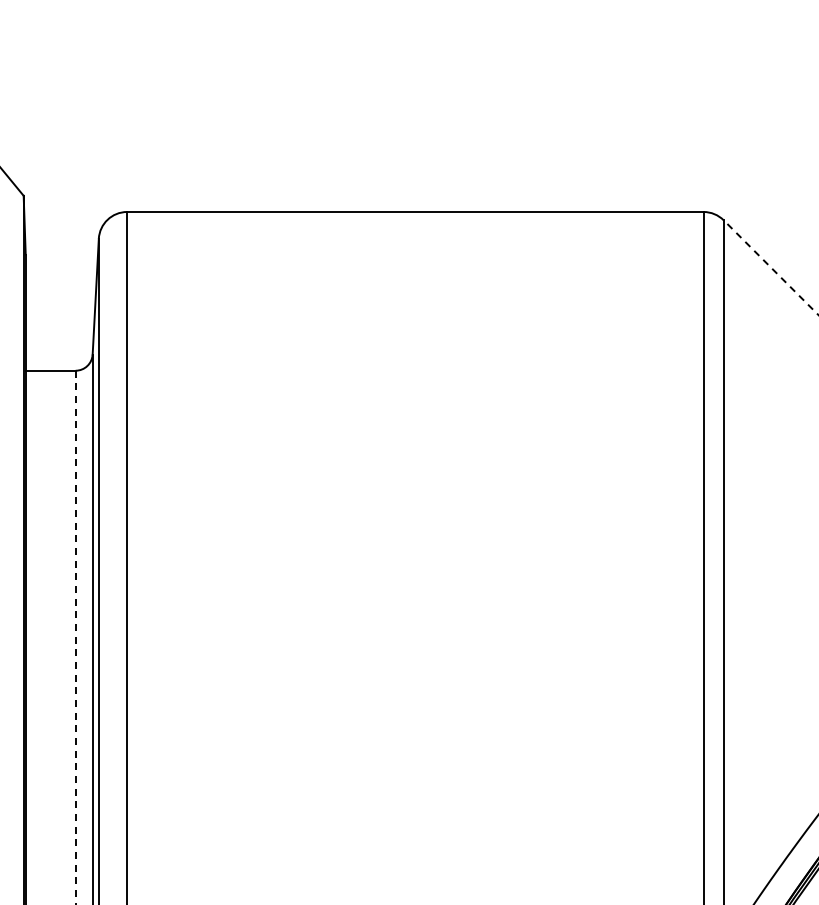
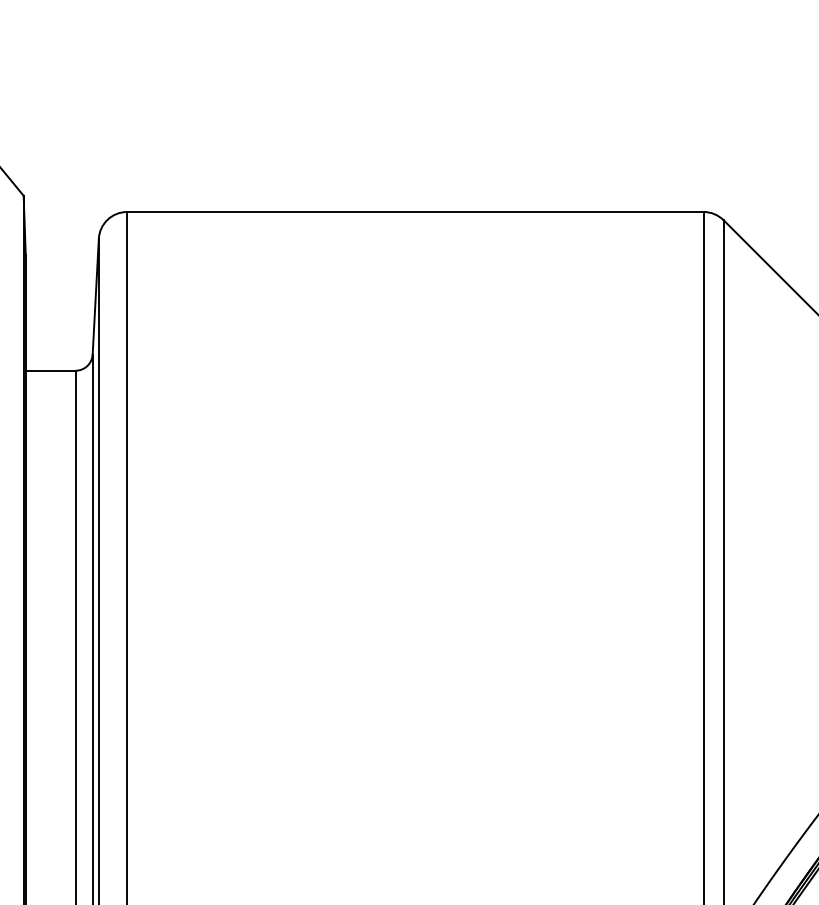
line: dashed -> solid (771, 267)
line: dashed -> solid (75, 637)
